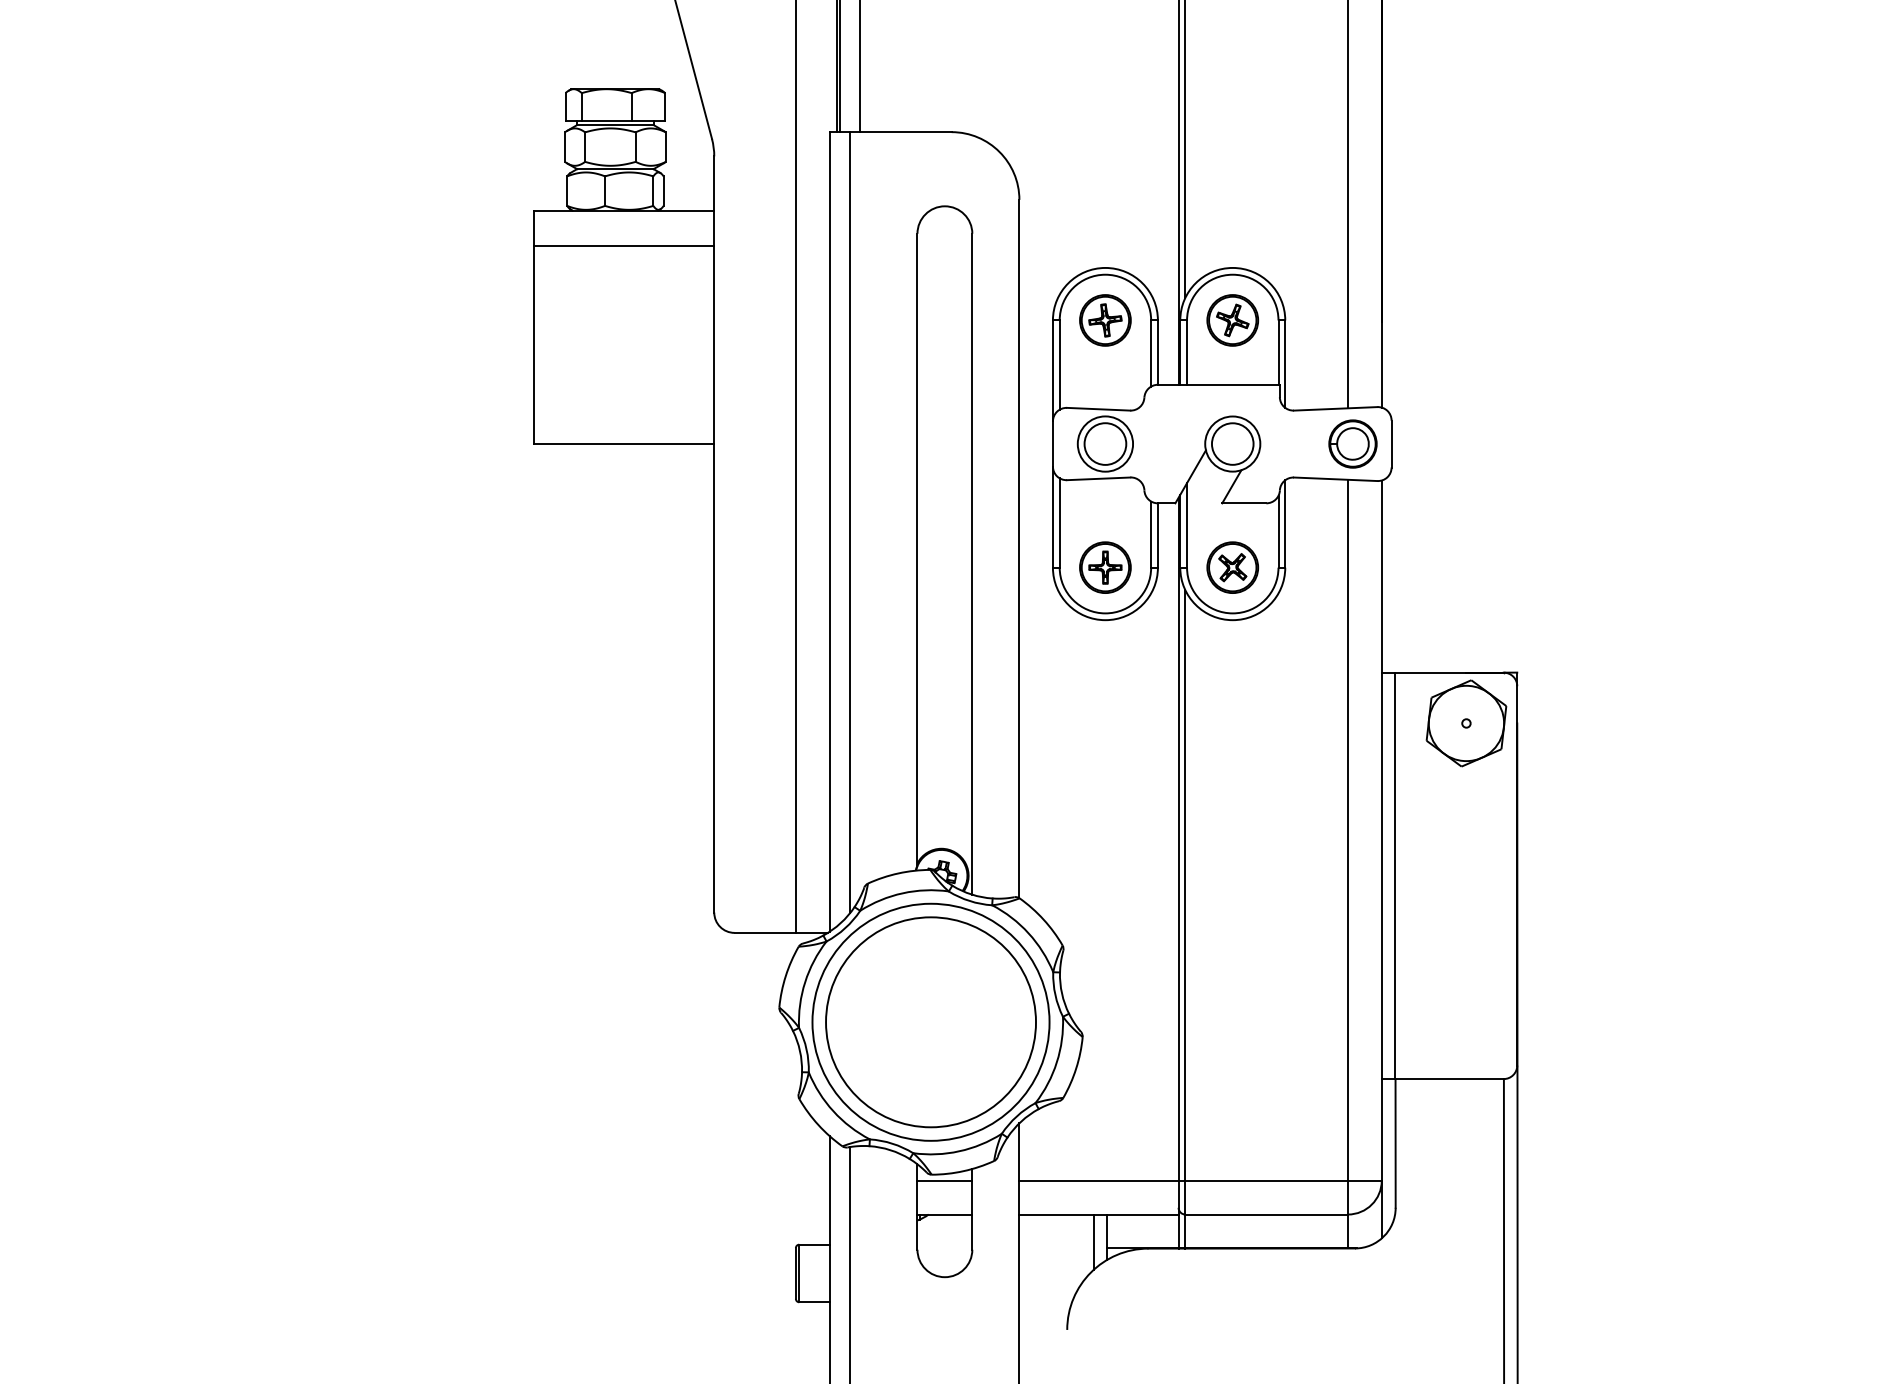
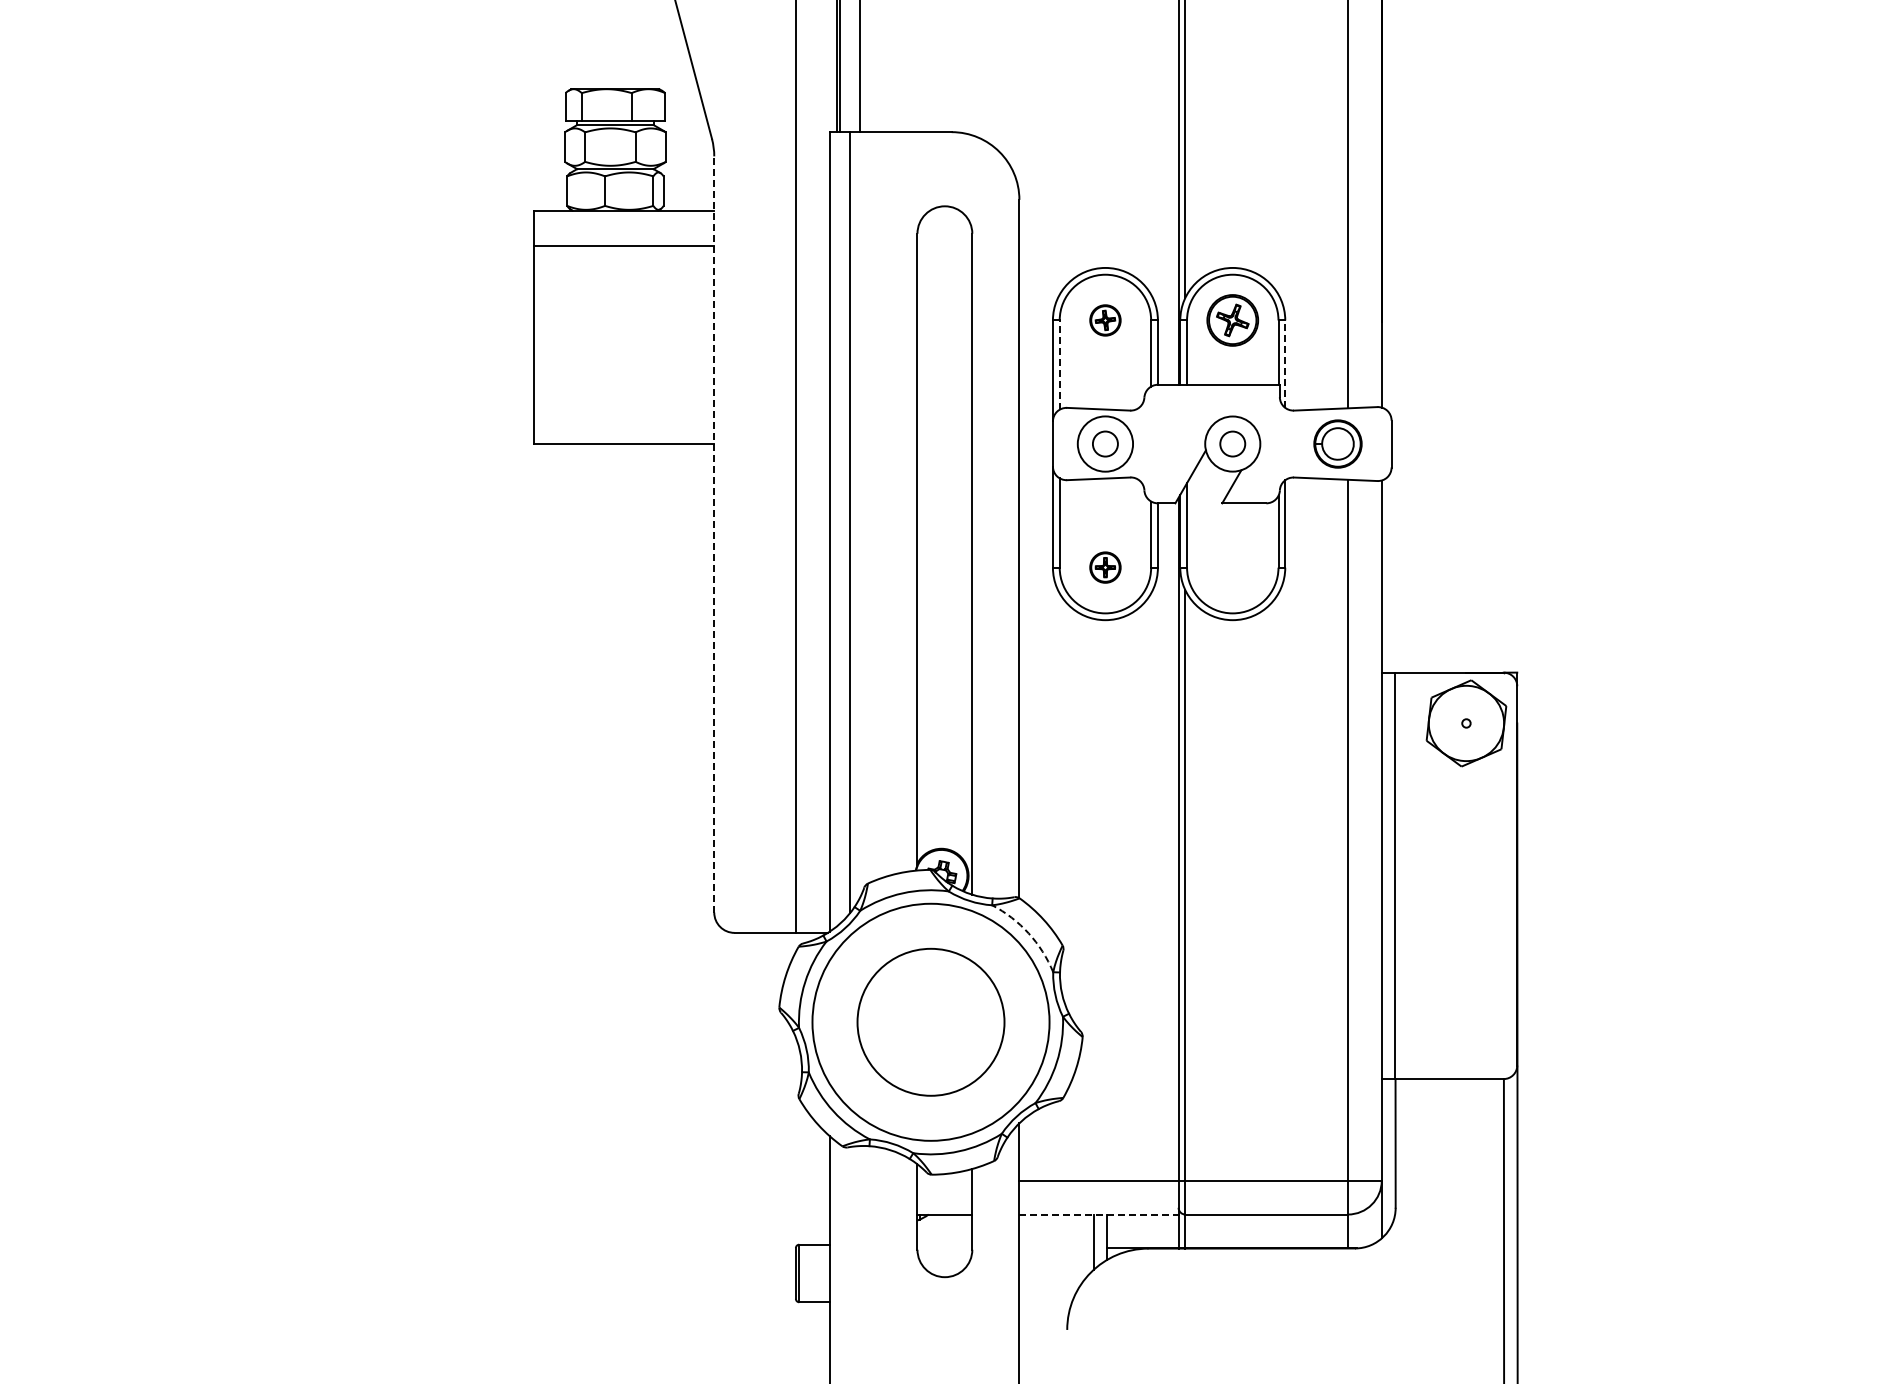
part size: 53x53 px -> 33x33 px (1105, 320)
line: solid -> dashed (1285, 364)
line: solid -> dashed (1059, 365)
circle diameter: 42 px -> 25 px (1104, 443)
circle diameter: 42 px -> 25 px (1232, 443)
part position: (1352, 443) -> (1337, 443) (1337, 443)
line: solid -> dashed (714, 533)
part size: 53x53 px -> 33x33 px (1105, 567)
part: present -> none (1232, 567)
arc: solid -> dashed (1028, 933)
circle diameter: 210 px -> 147 px (930, 1021)
line: present -> none (944, 1180)
line: solid -> dashed (1099, 1214)
line: present -> none (850, 1263)
